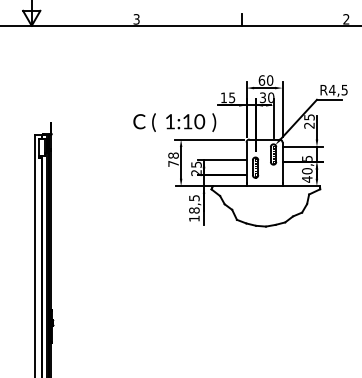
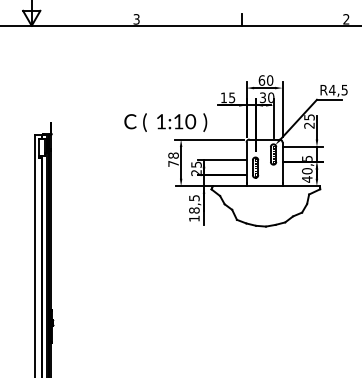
text position: (174, 122) -> (165, 122) (165, 122)
